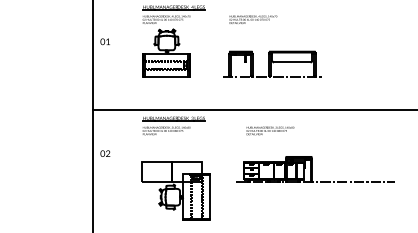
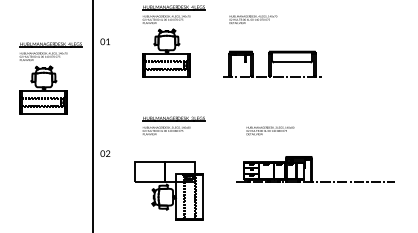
part: none -> present (50, 78)
line: present -> none (253, 110)
part position: (175, 190) -> (168, 190) (168, 190)
